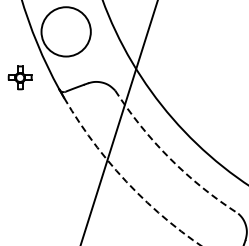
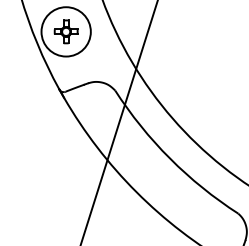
part position: (19, 77) -> (65, 31) (65, 31)
arc: dashed -> solid (170, 158)
arc: dashed -> solid (124, 180)
